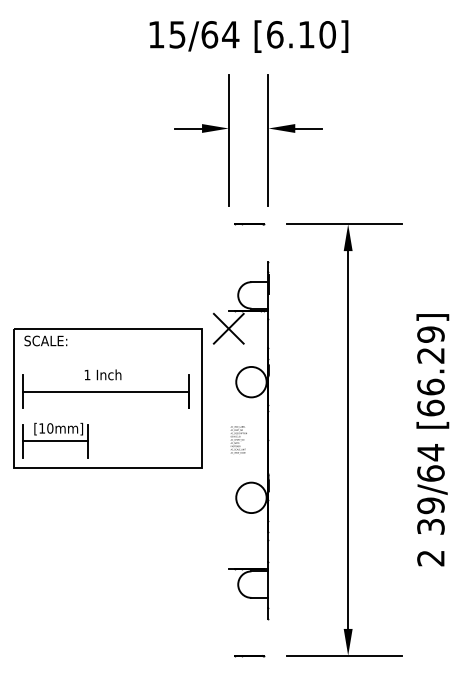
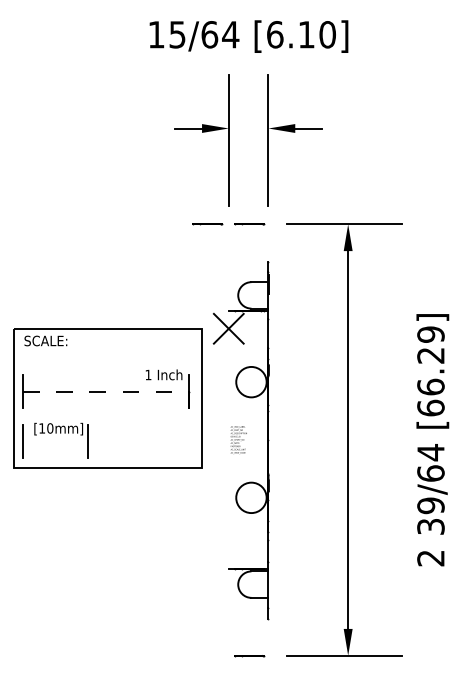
line: none -> present (207, 224)
text position: (103, 374) -> (164, 374) (164, 374)
line: solid -> dashed (106, 391)
line: present -> none (55, 441)
